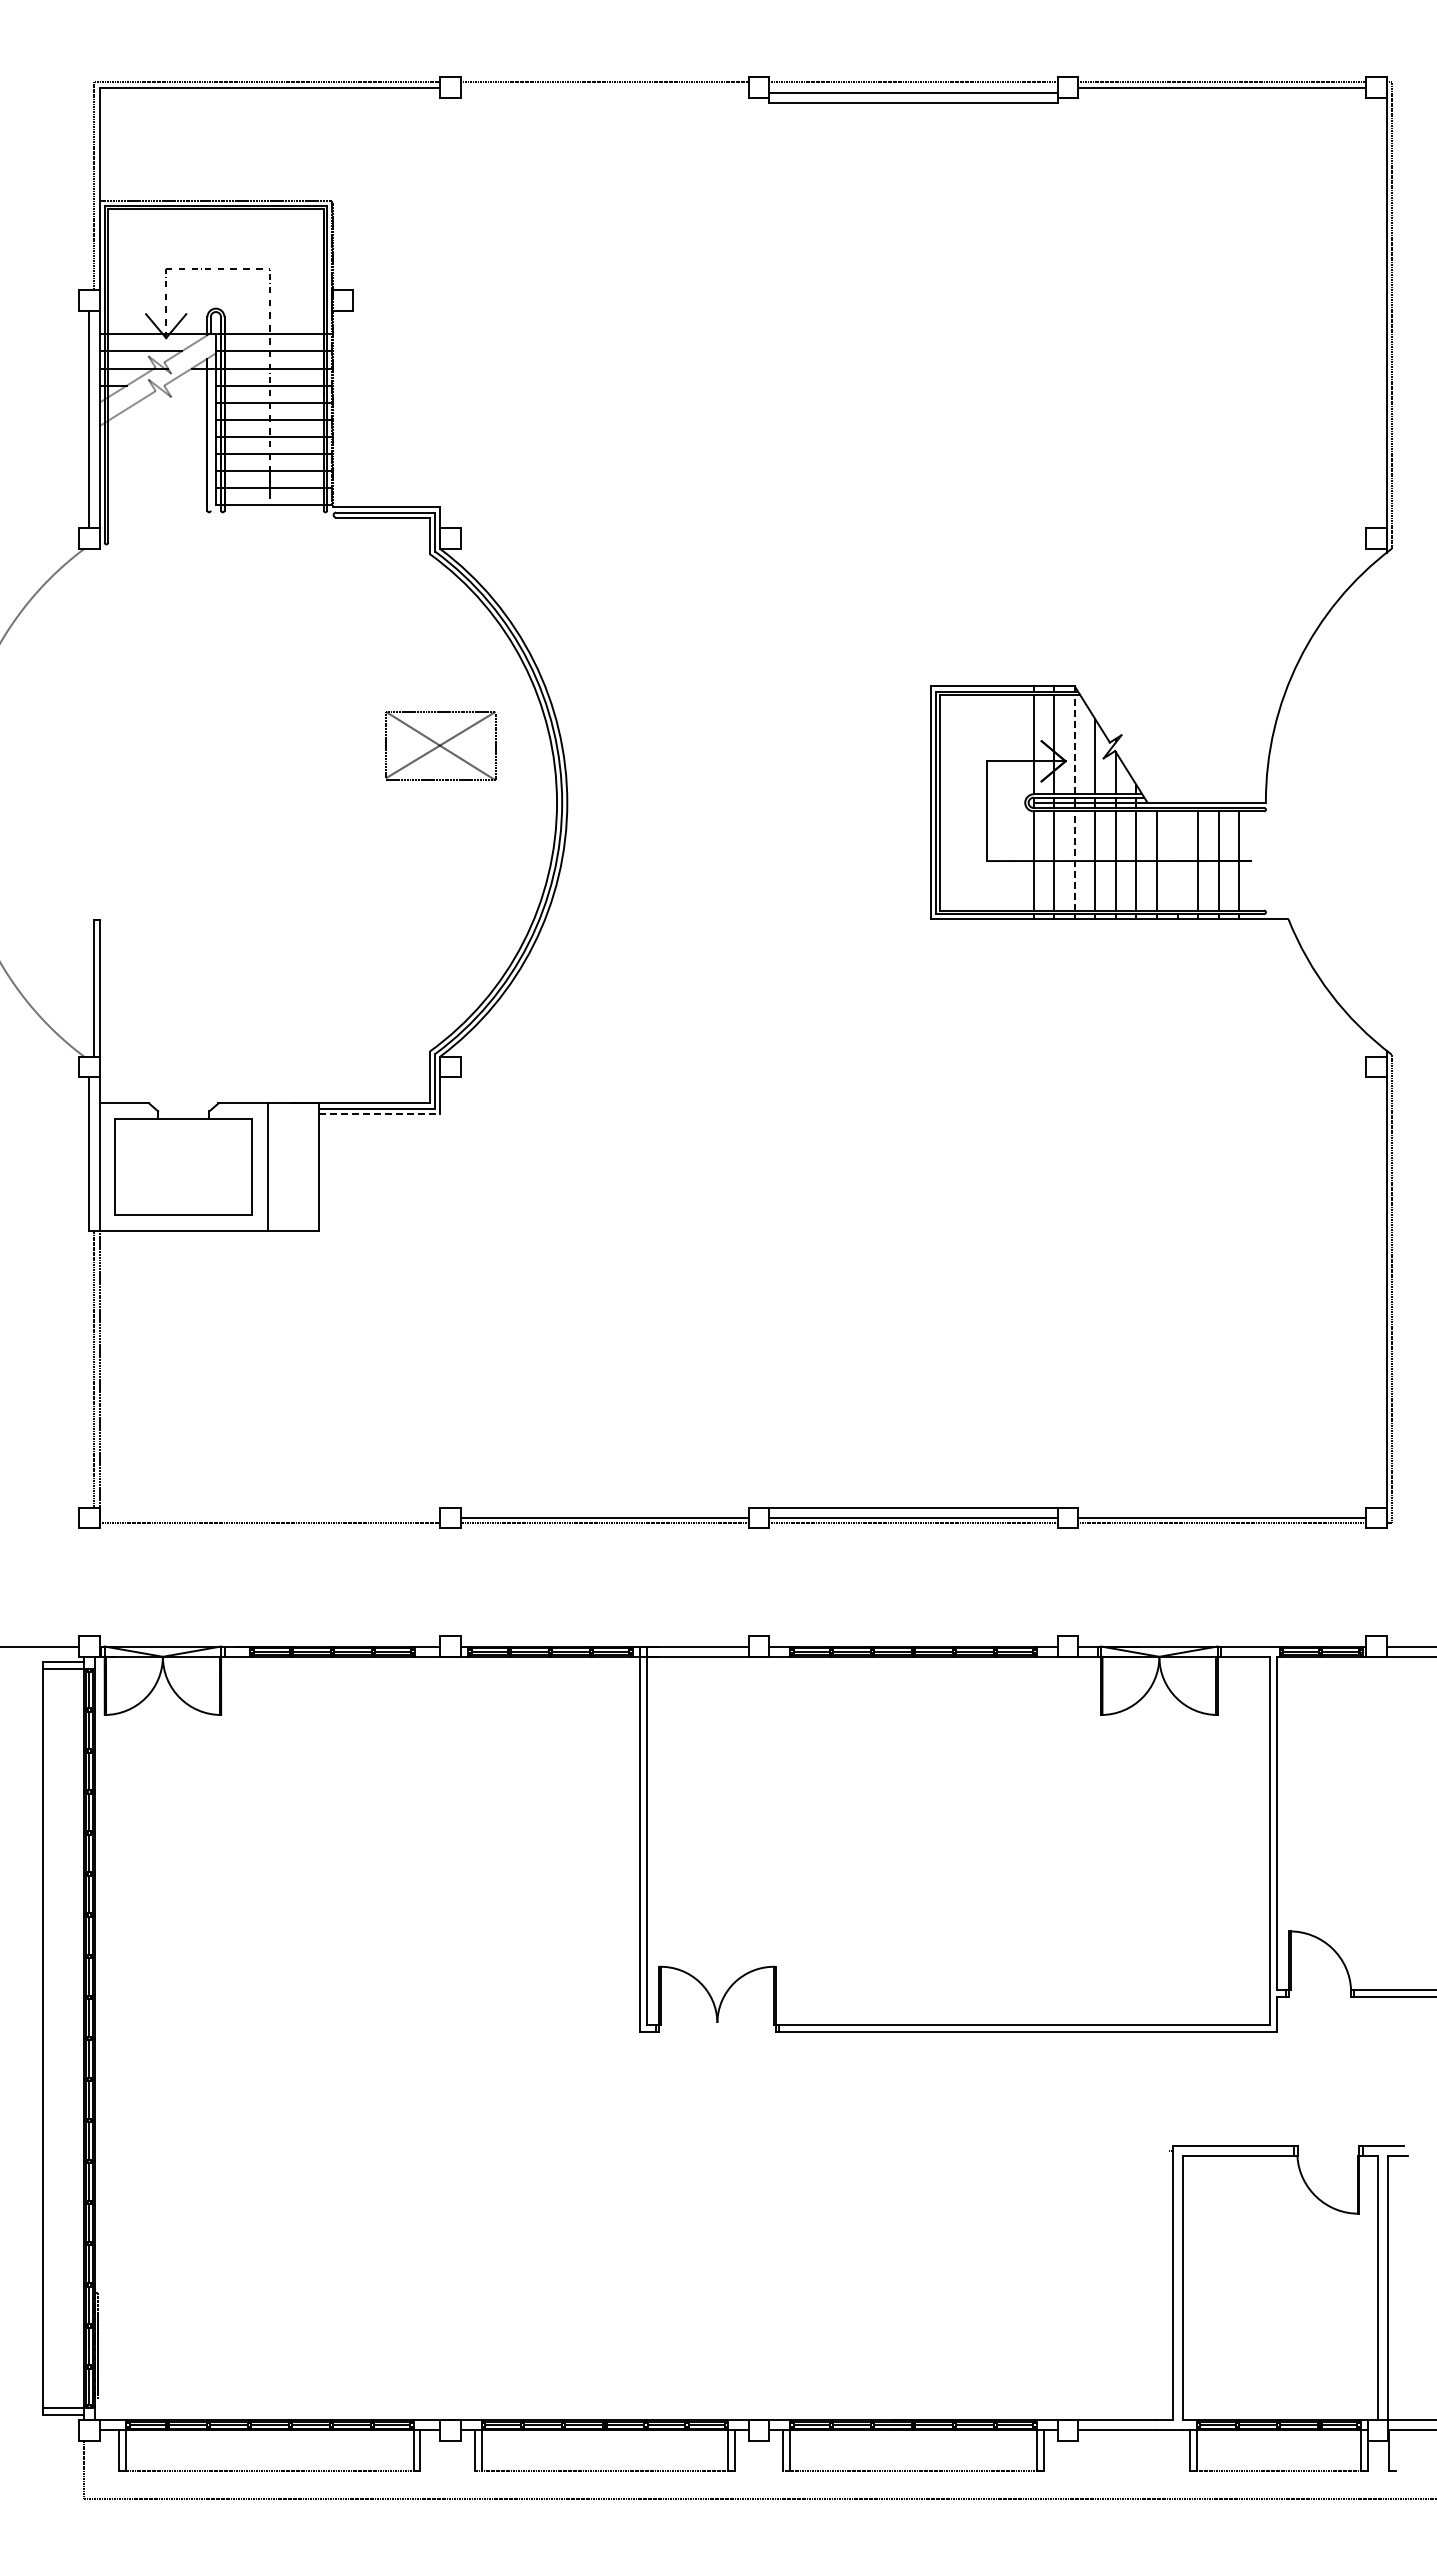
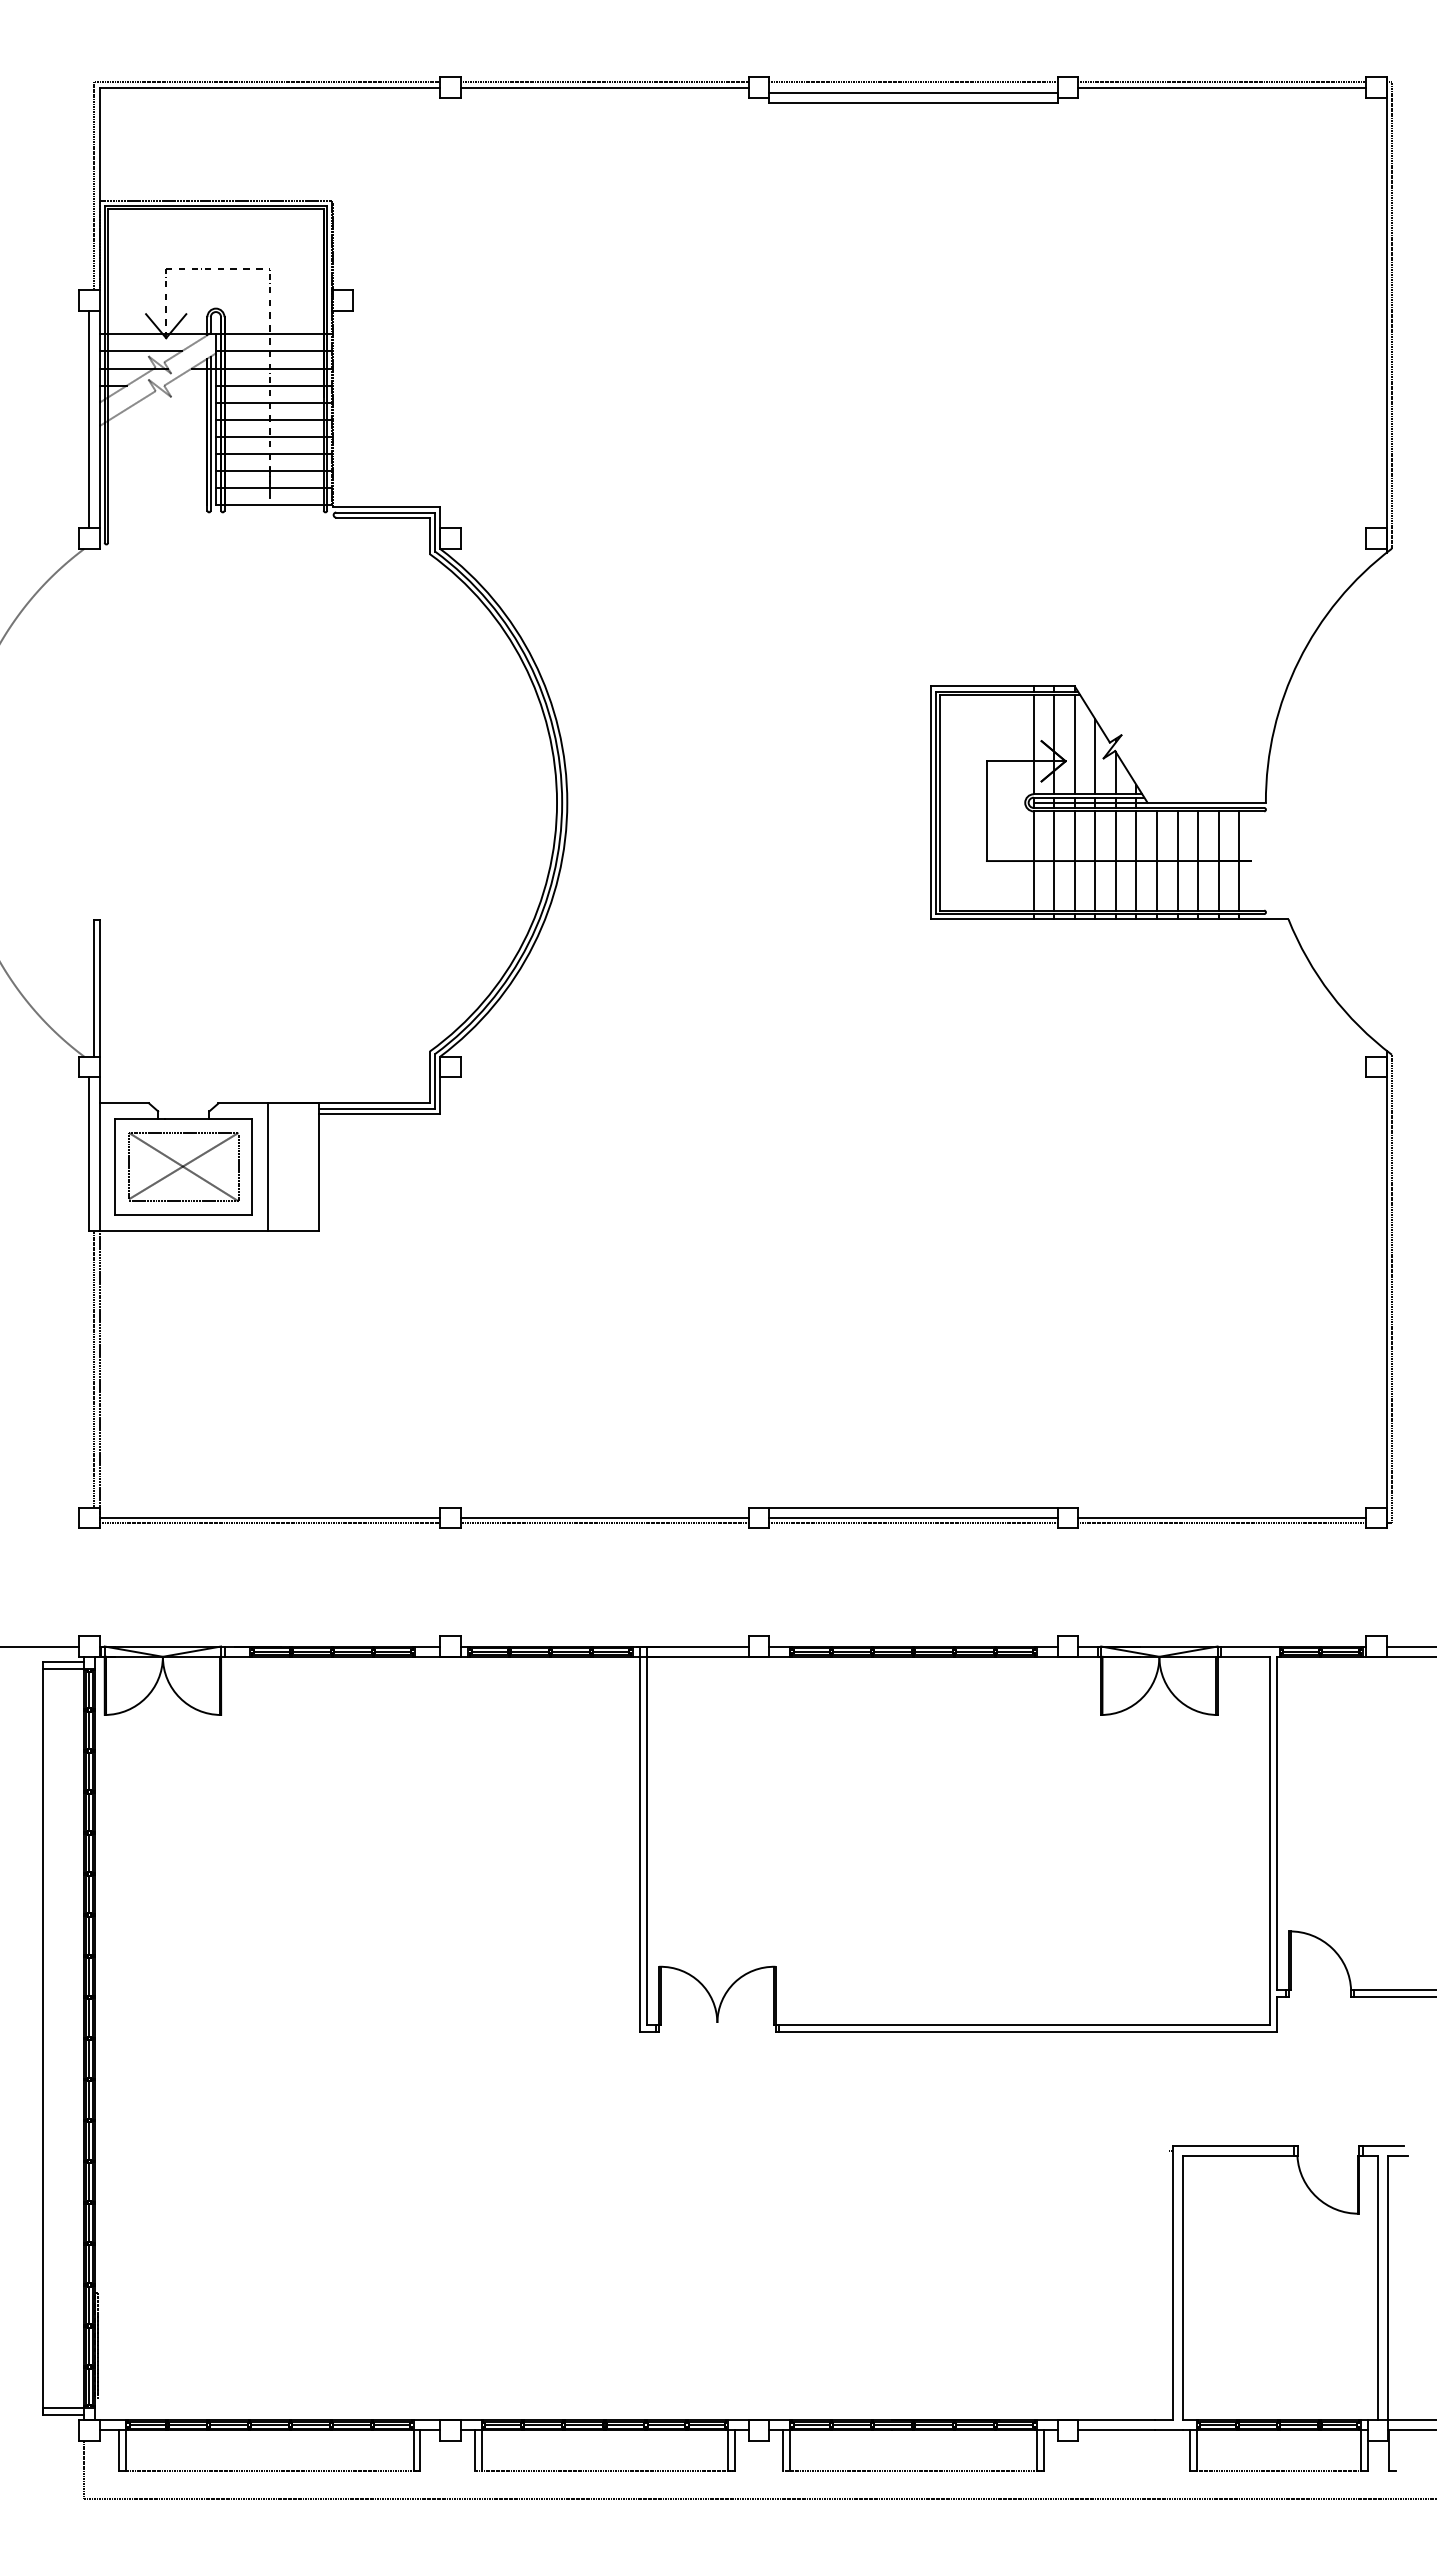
line: none -> present (604, 87)
line: none -> present (210, 433)
line: dashed -> solid (1074, 744)
part position: (440, 745) -> (183, 1166) (183, 1166)
line: none -> present (1177, 860)
line: dashed -> solid (1074, 861)
line: dashed -> solid (380, 1113)
line: none -> present (269, 1518)
